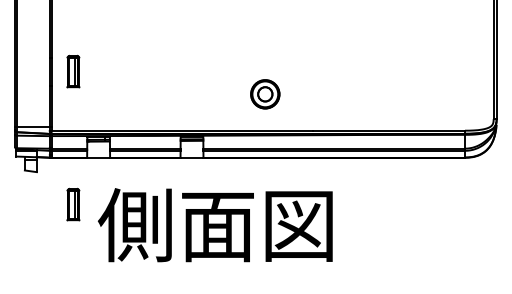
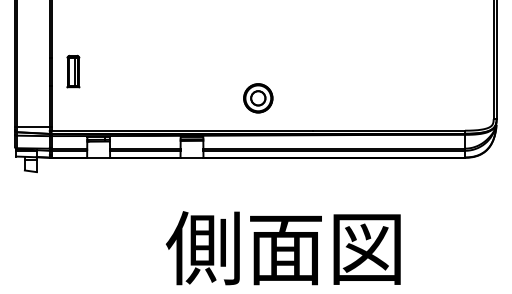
part position: (265, 94) -> (258, 98) (258, 98)
part: present -> none (73, 204)
text position: (214, 225) -> (282, 248) (282, 248)
